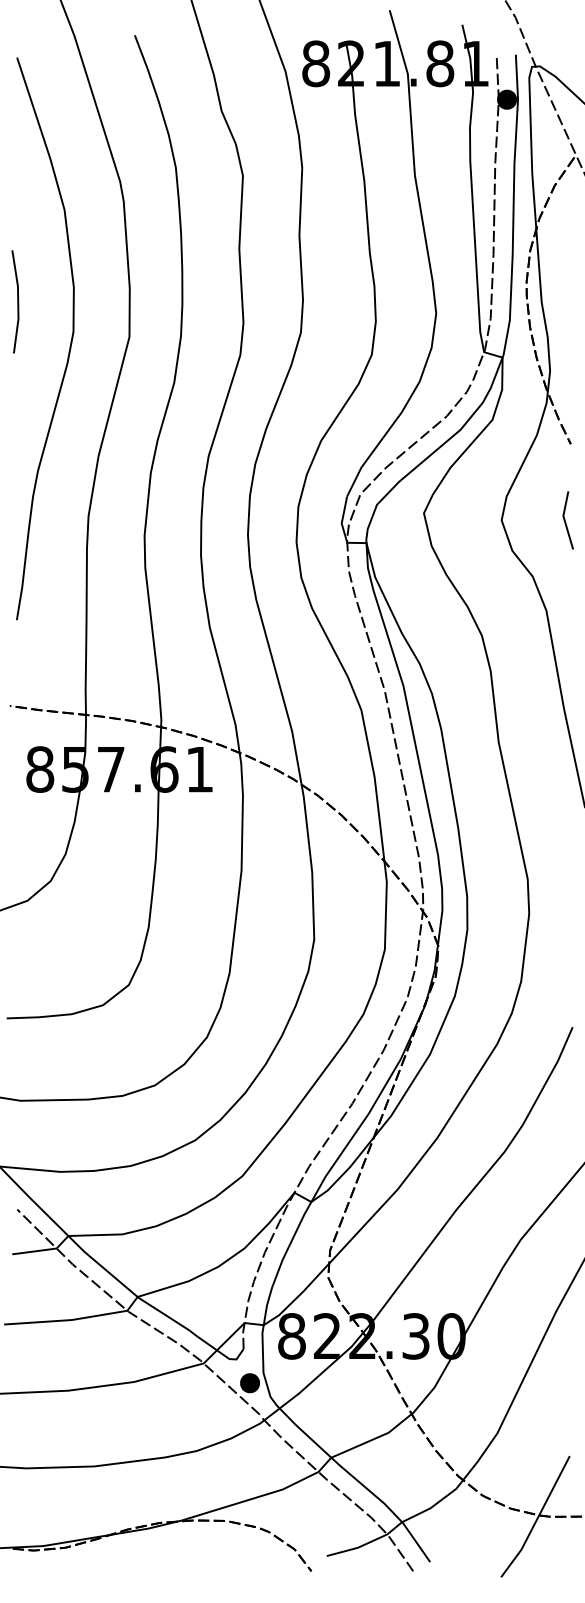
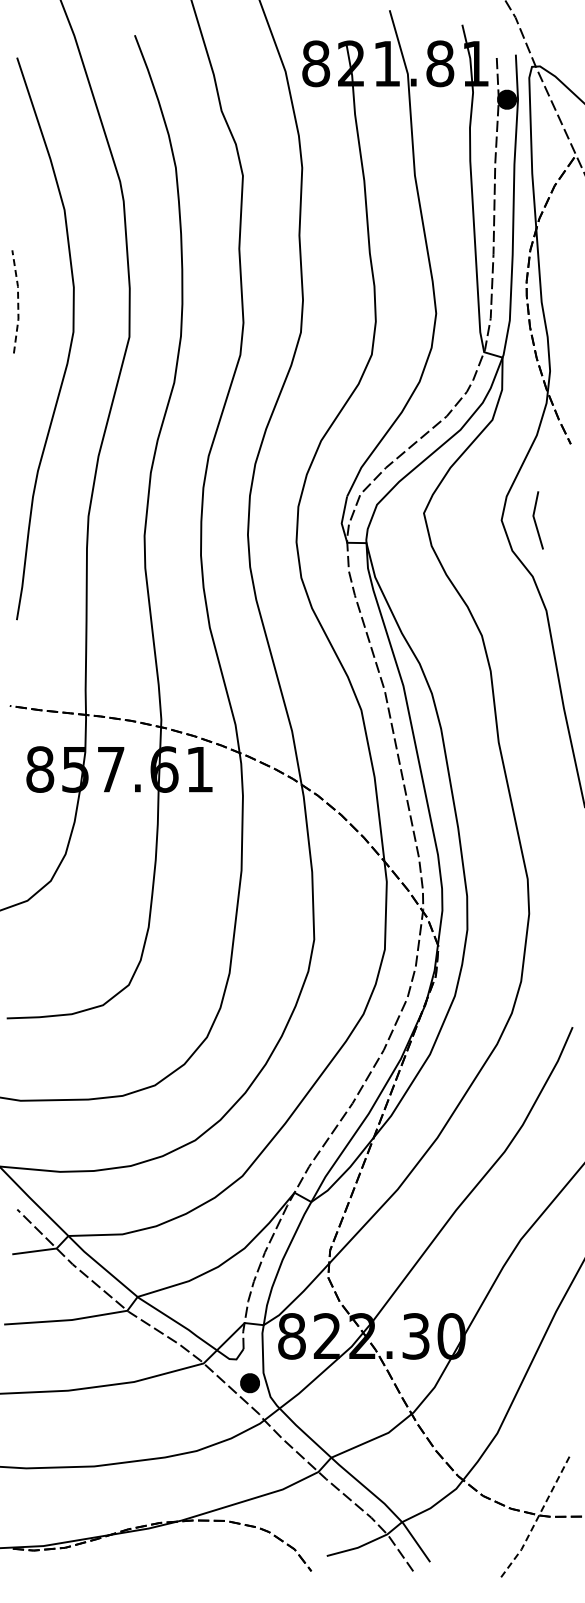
line: solid -> dashed (18, 301)
line position: (565, 520) -> (535, 520) (535, 520)
line: solid -> dashed (537, 1518)
